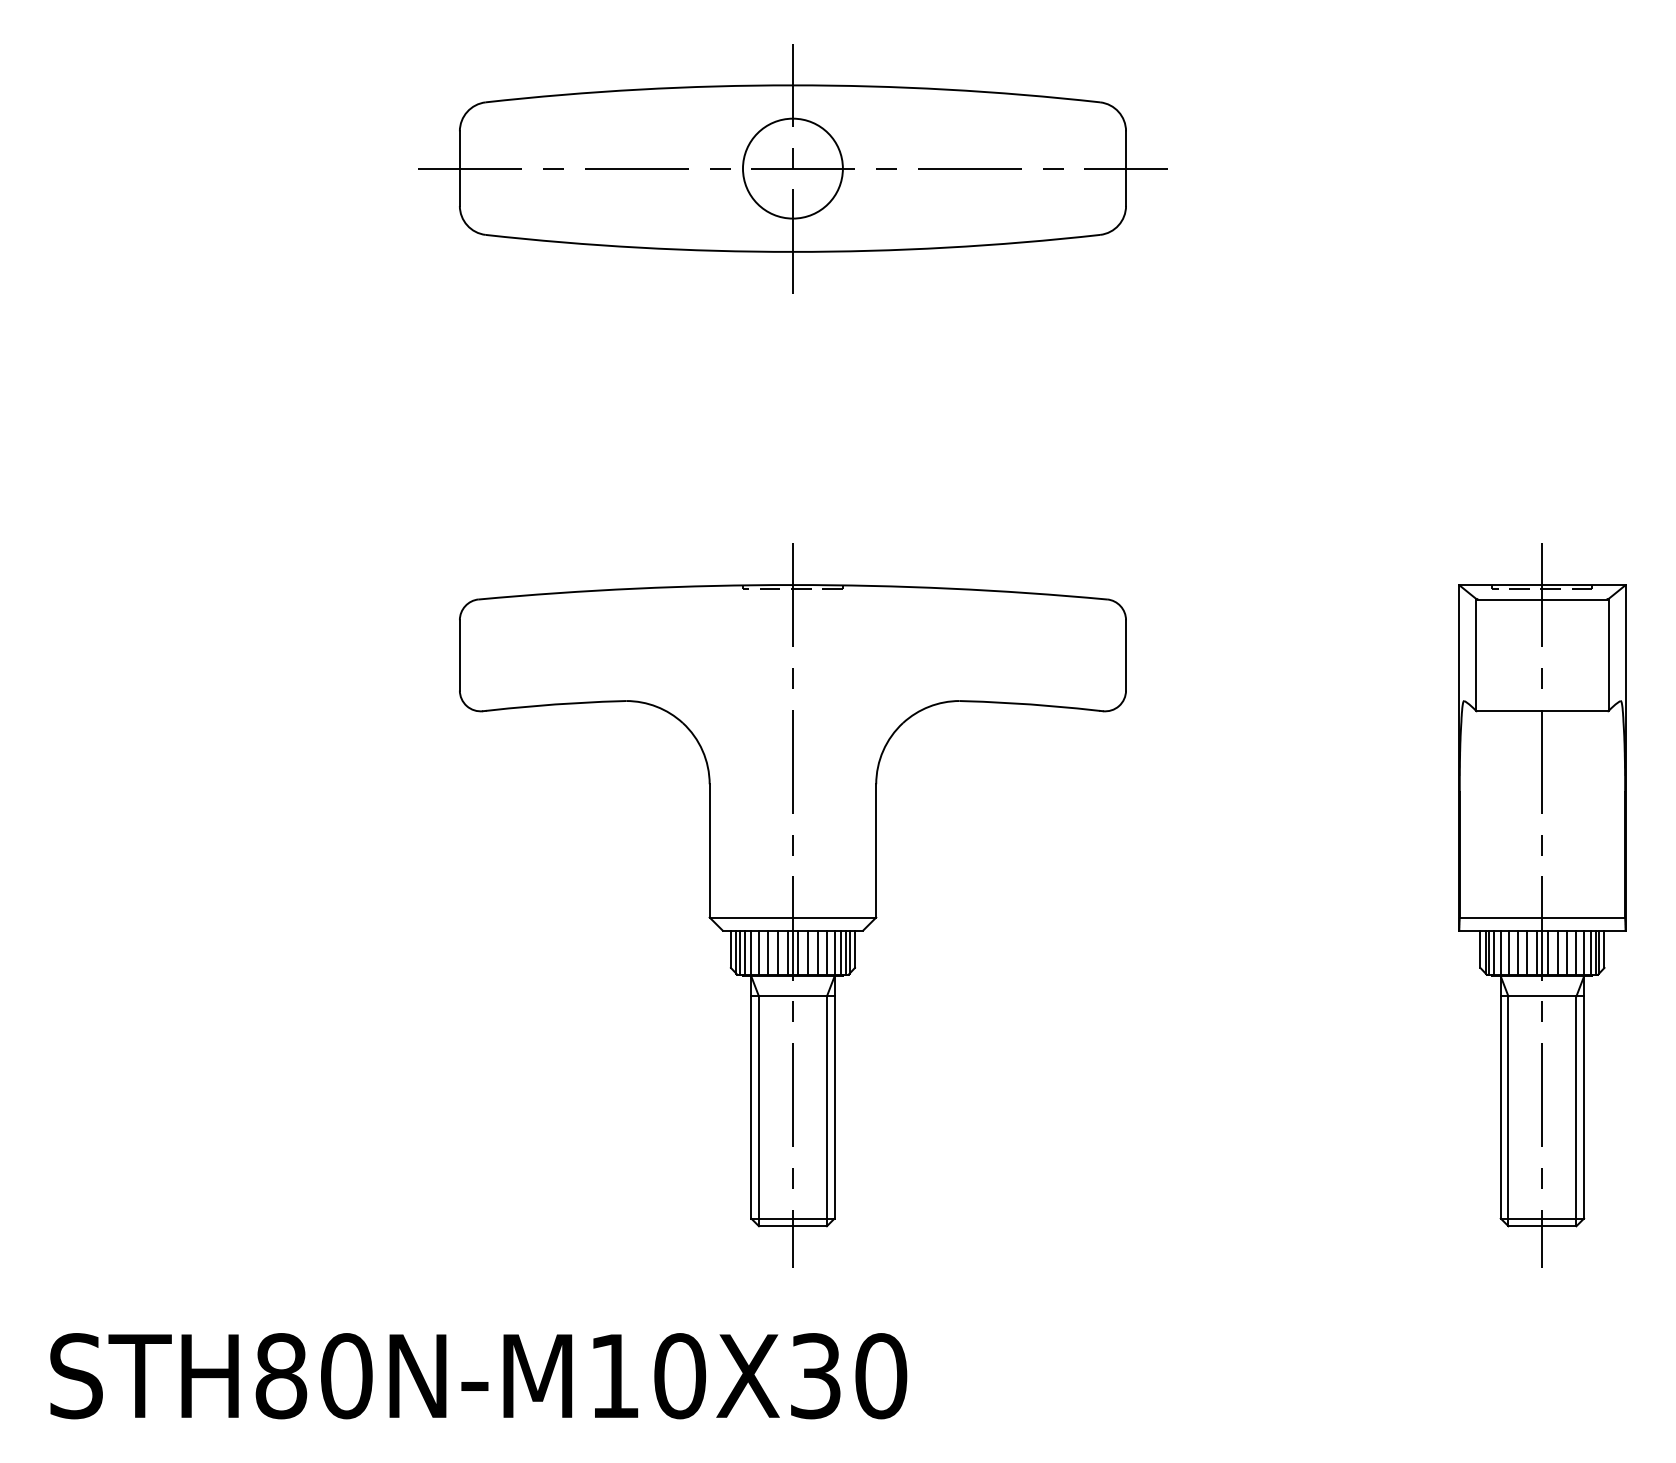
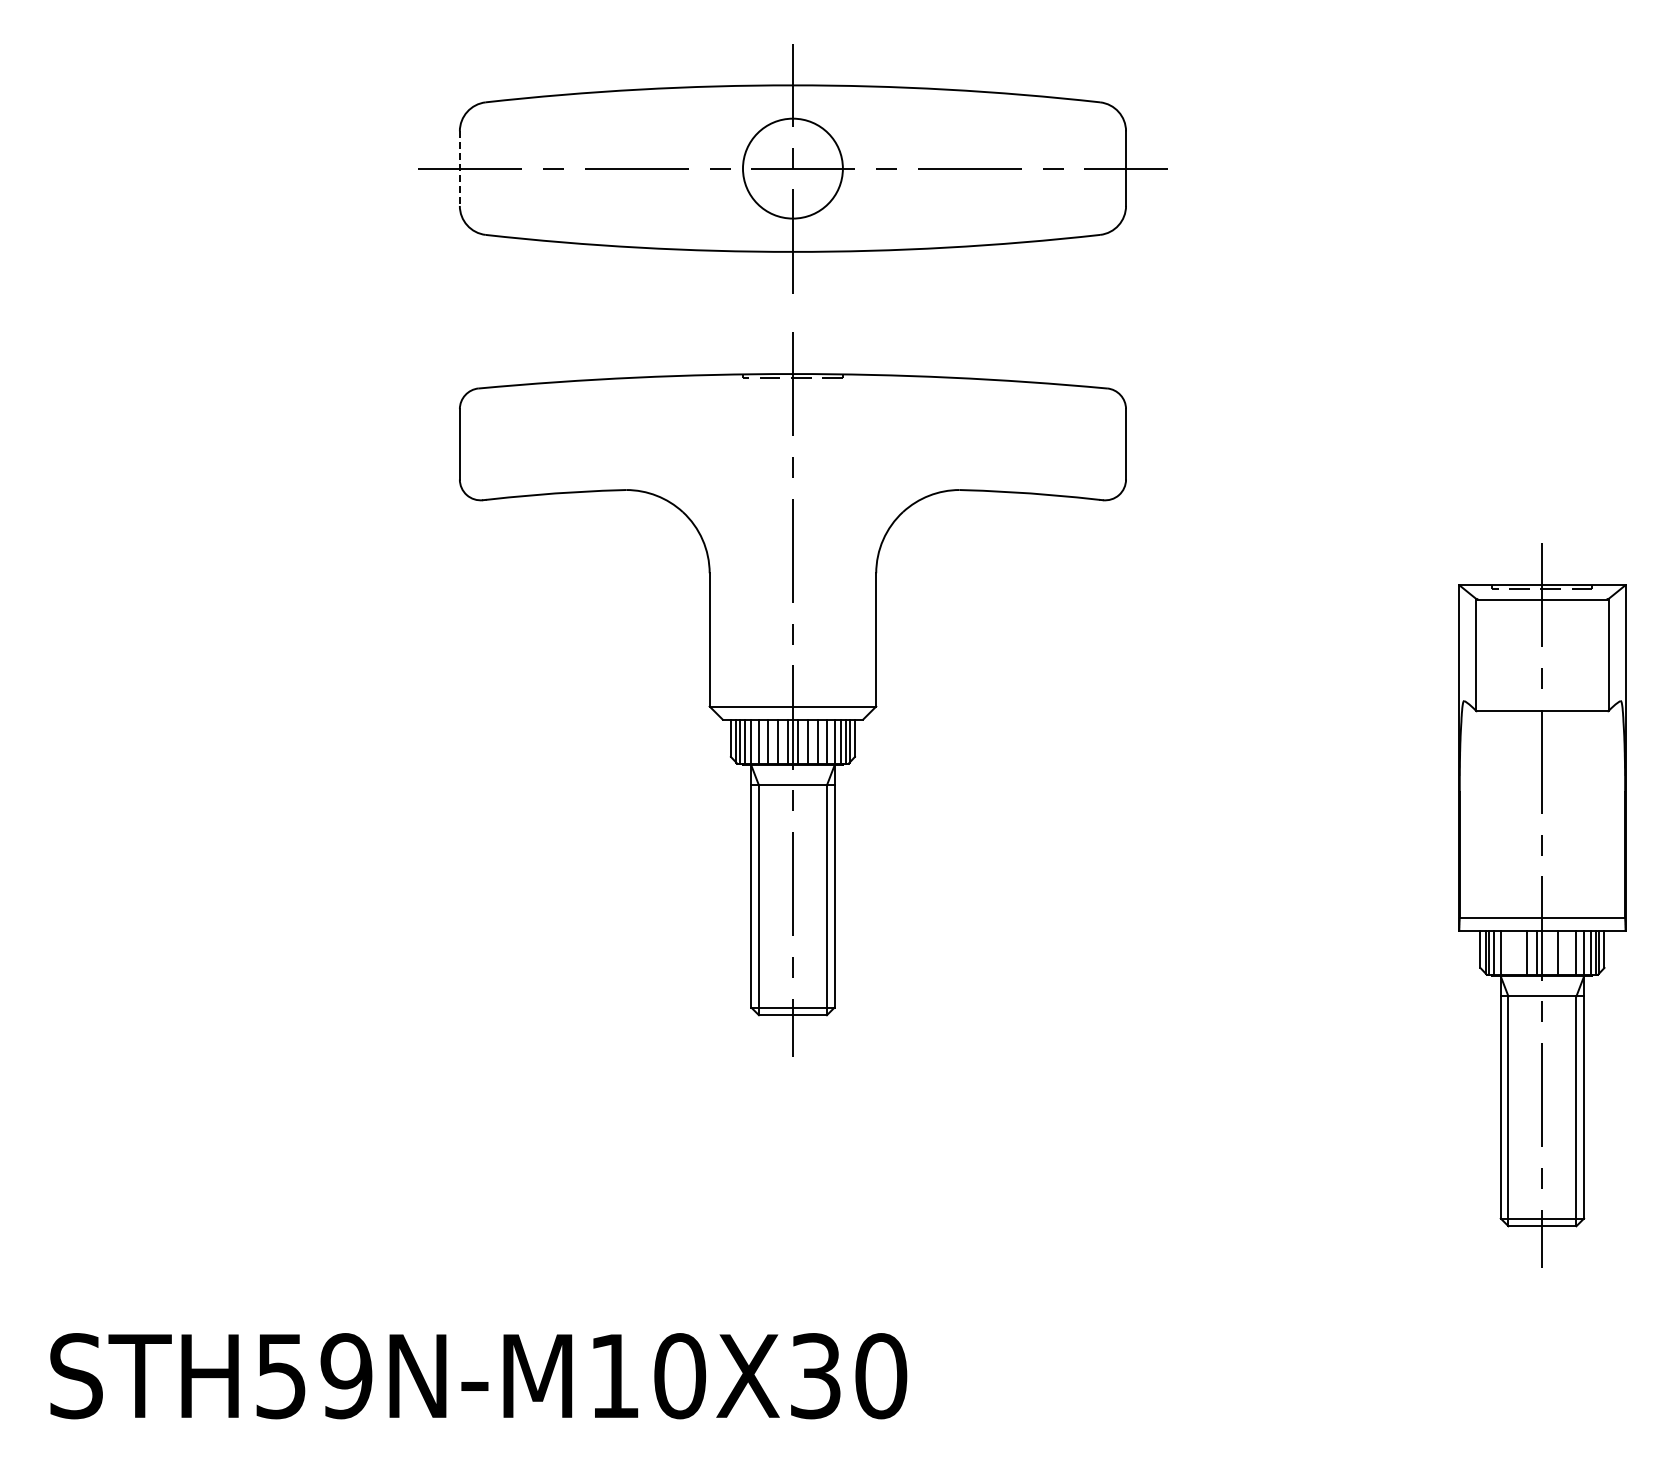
line: solid -> dashed (459, 169)
part position: (792, 905) -> (792, 694) (792, 694)
line: present -> none (1508, 952)
line: present -> none (1517, 952)
line: present -> none (1547, 952)
line: present -> none (1567, 952)
text: STH80N-M10X30 -> STH59N-M10X30 (313, 1376)
